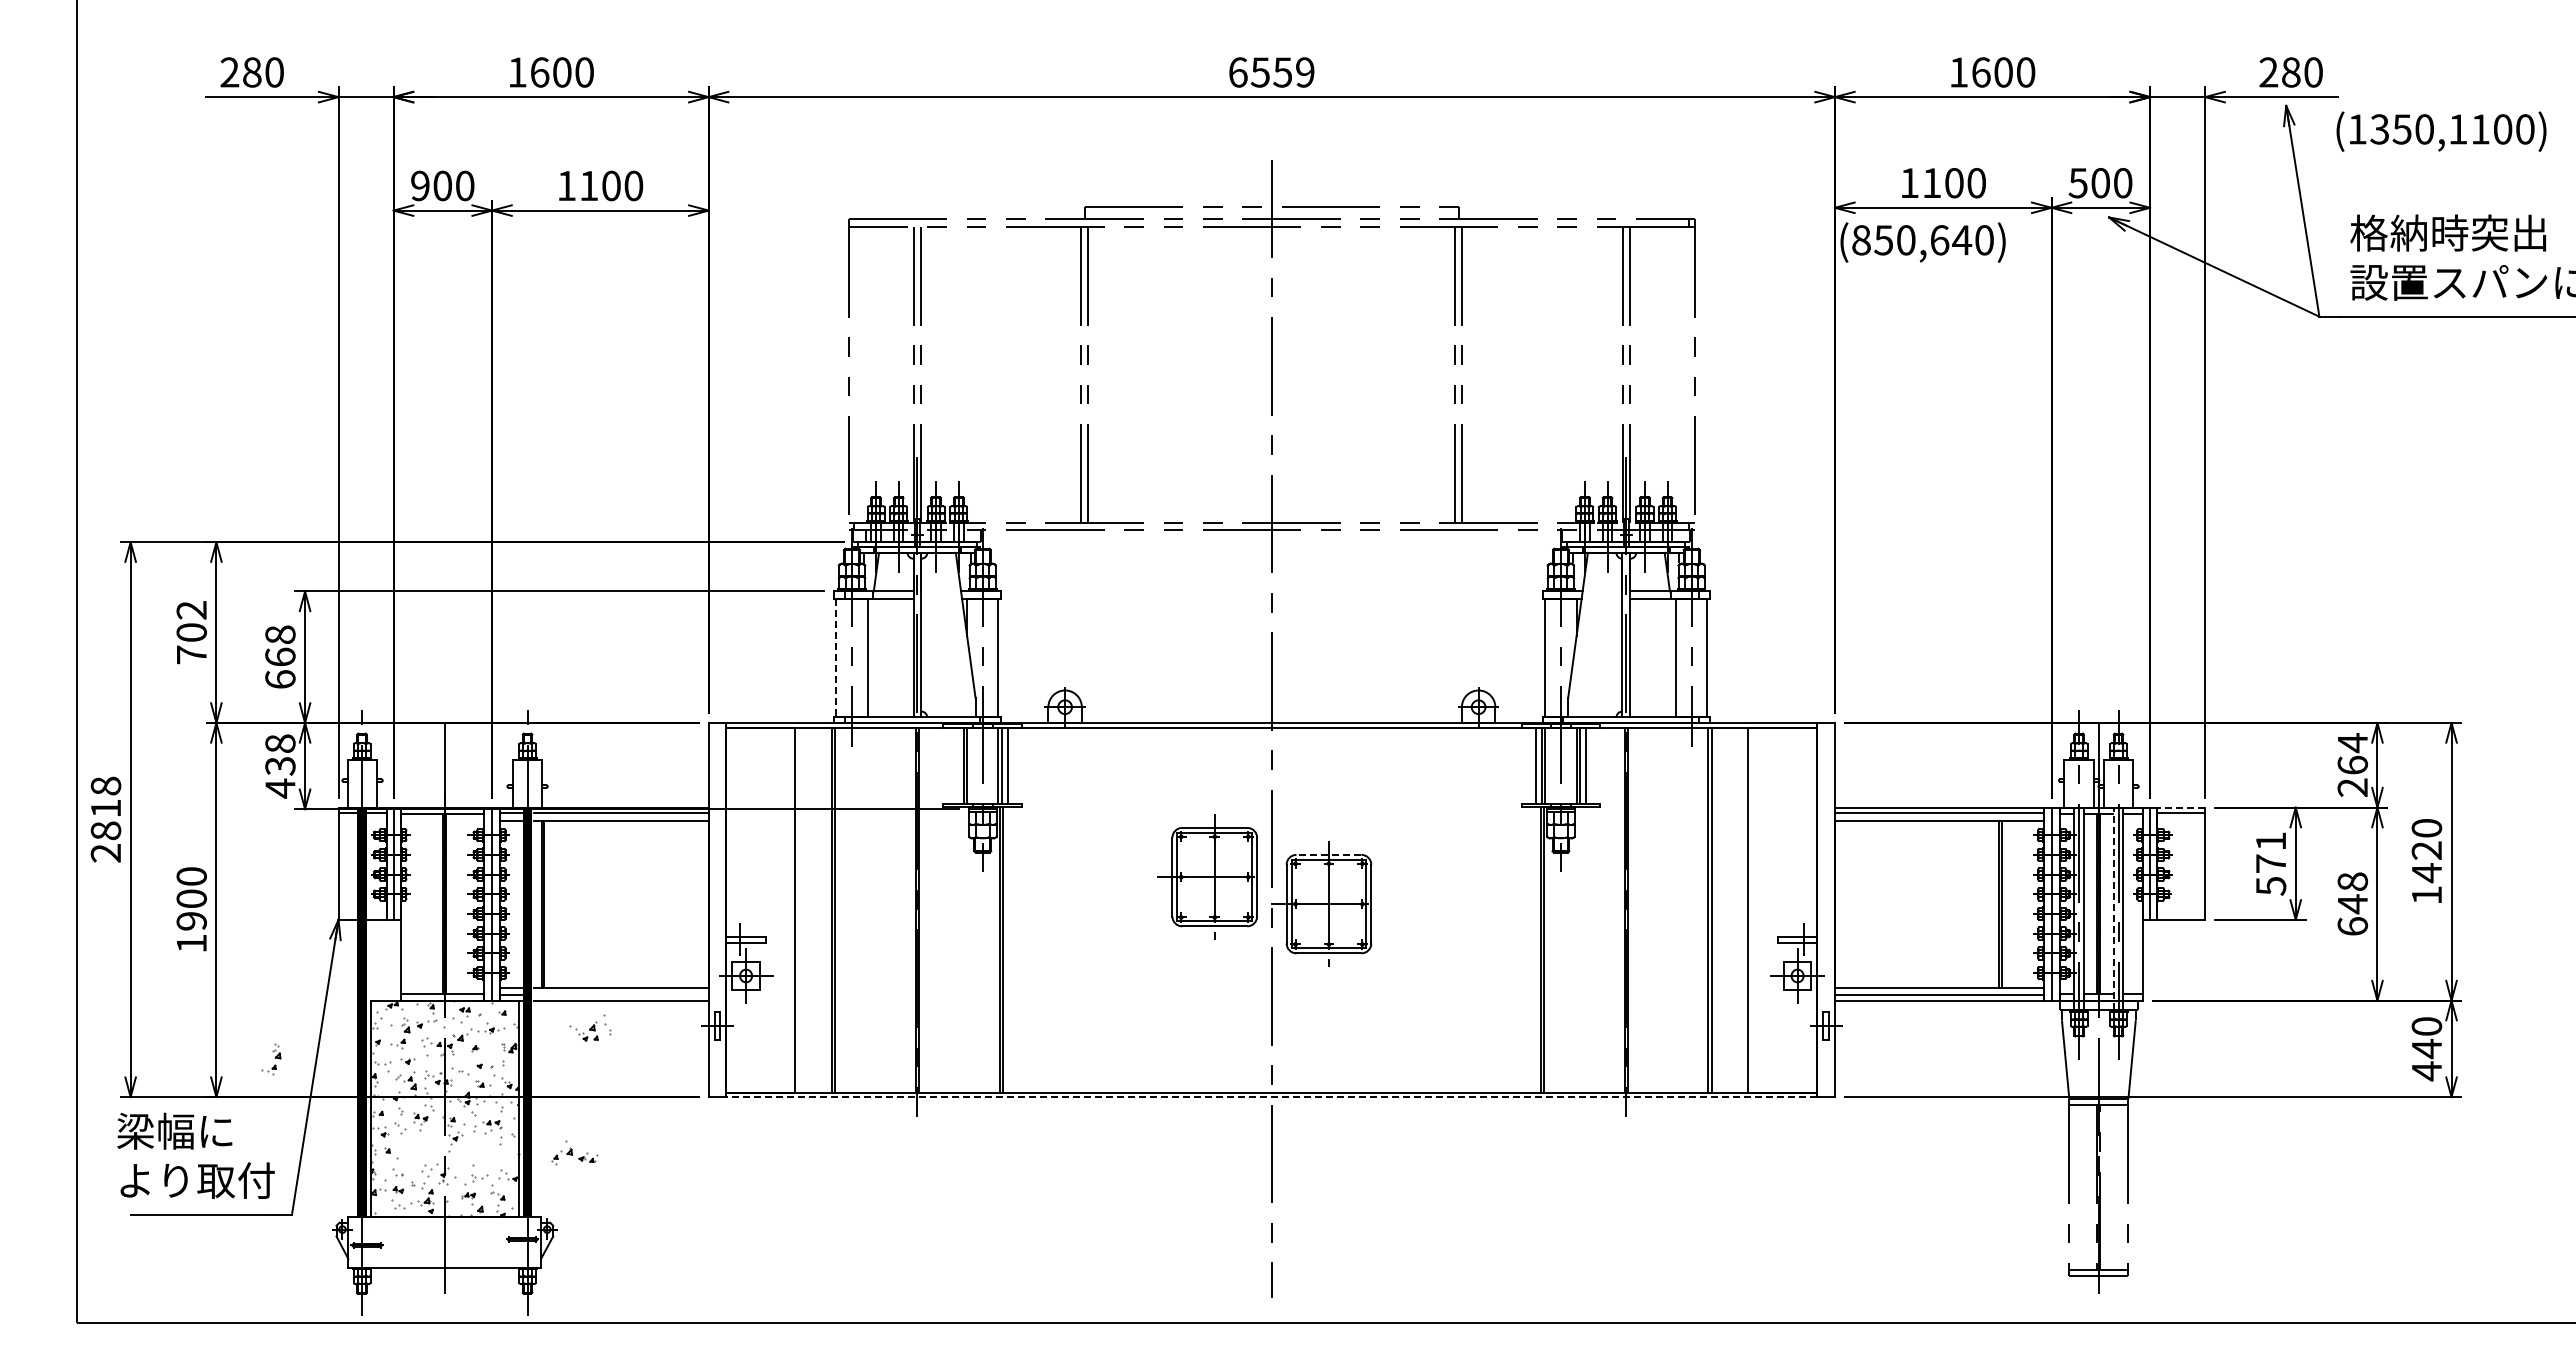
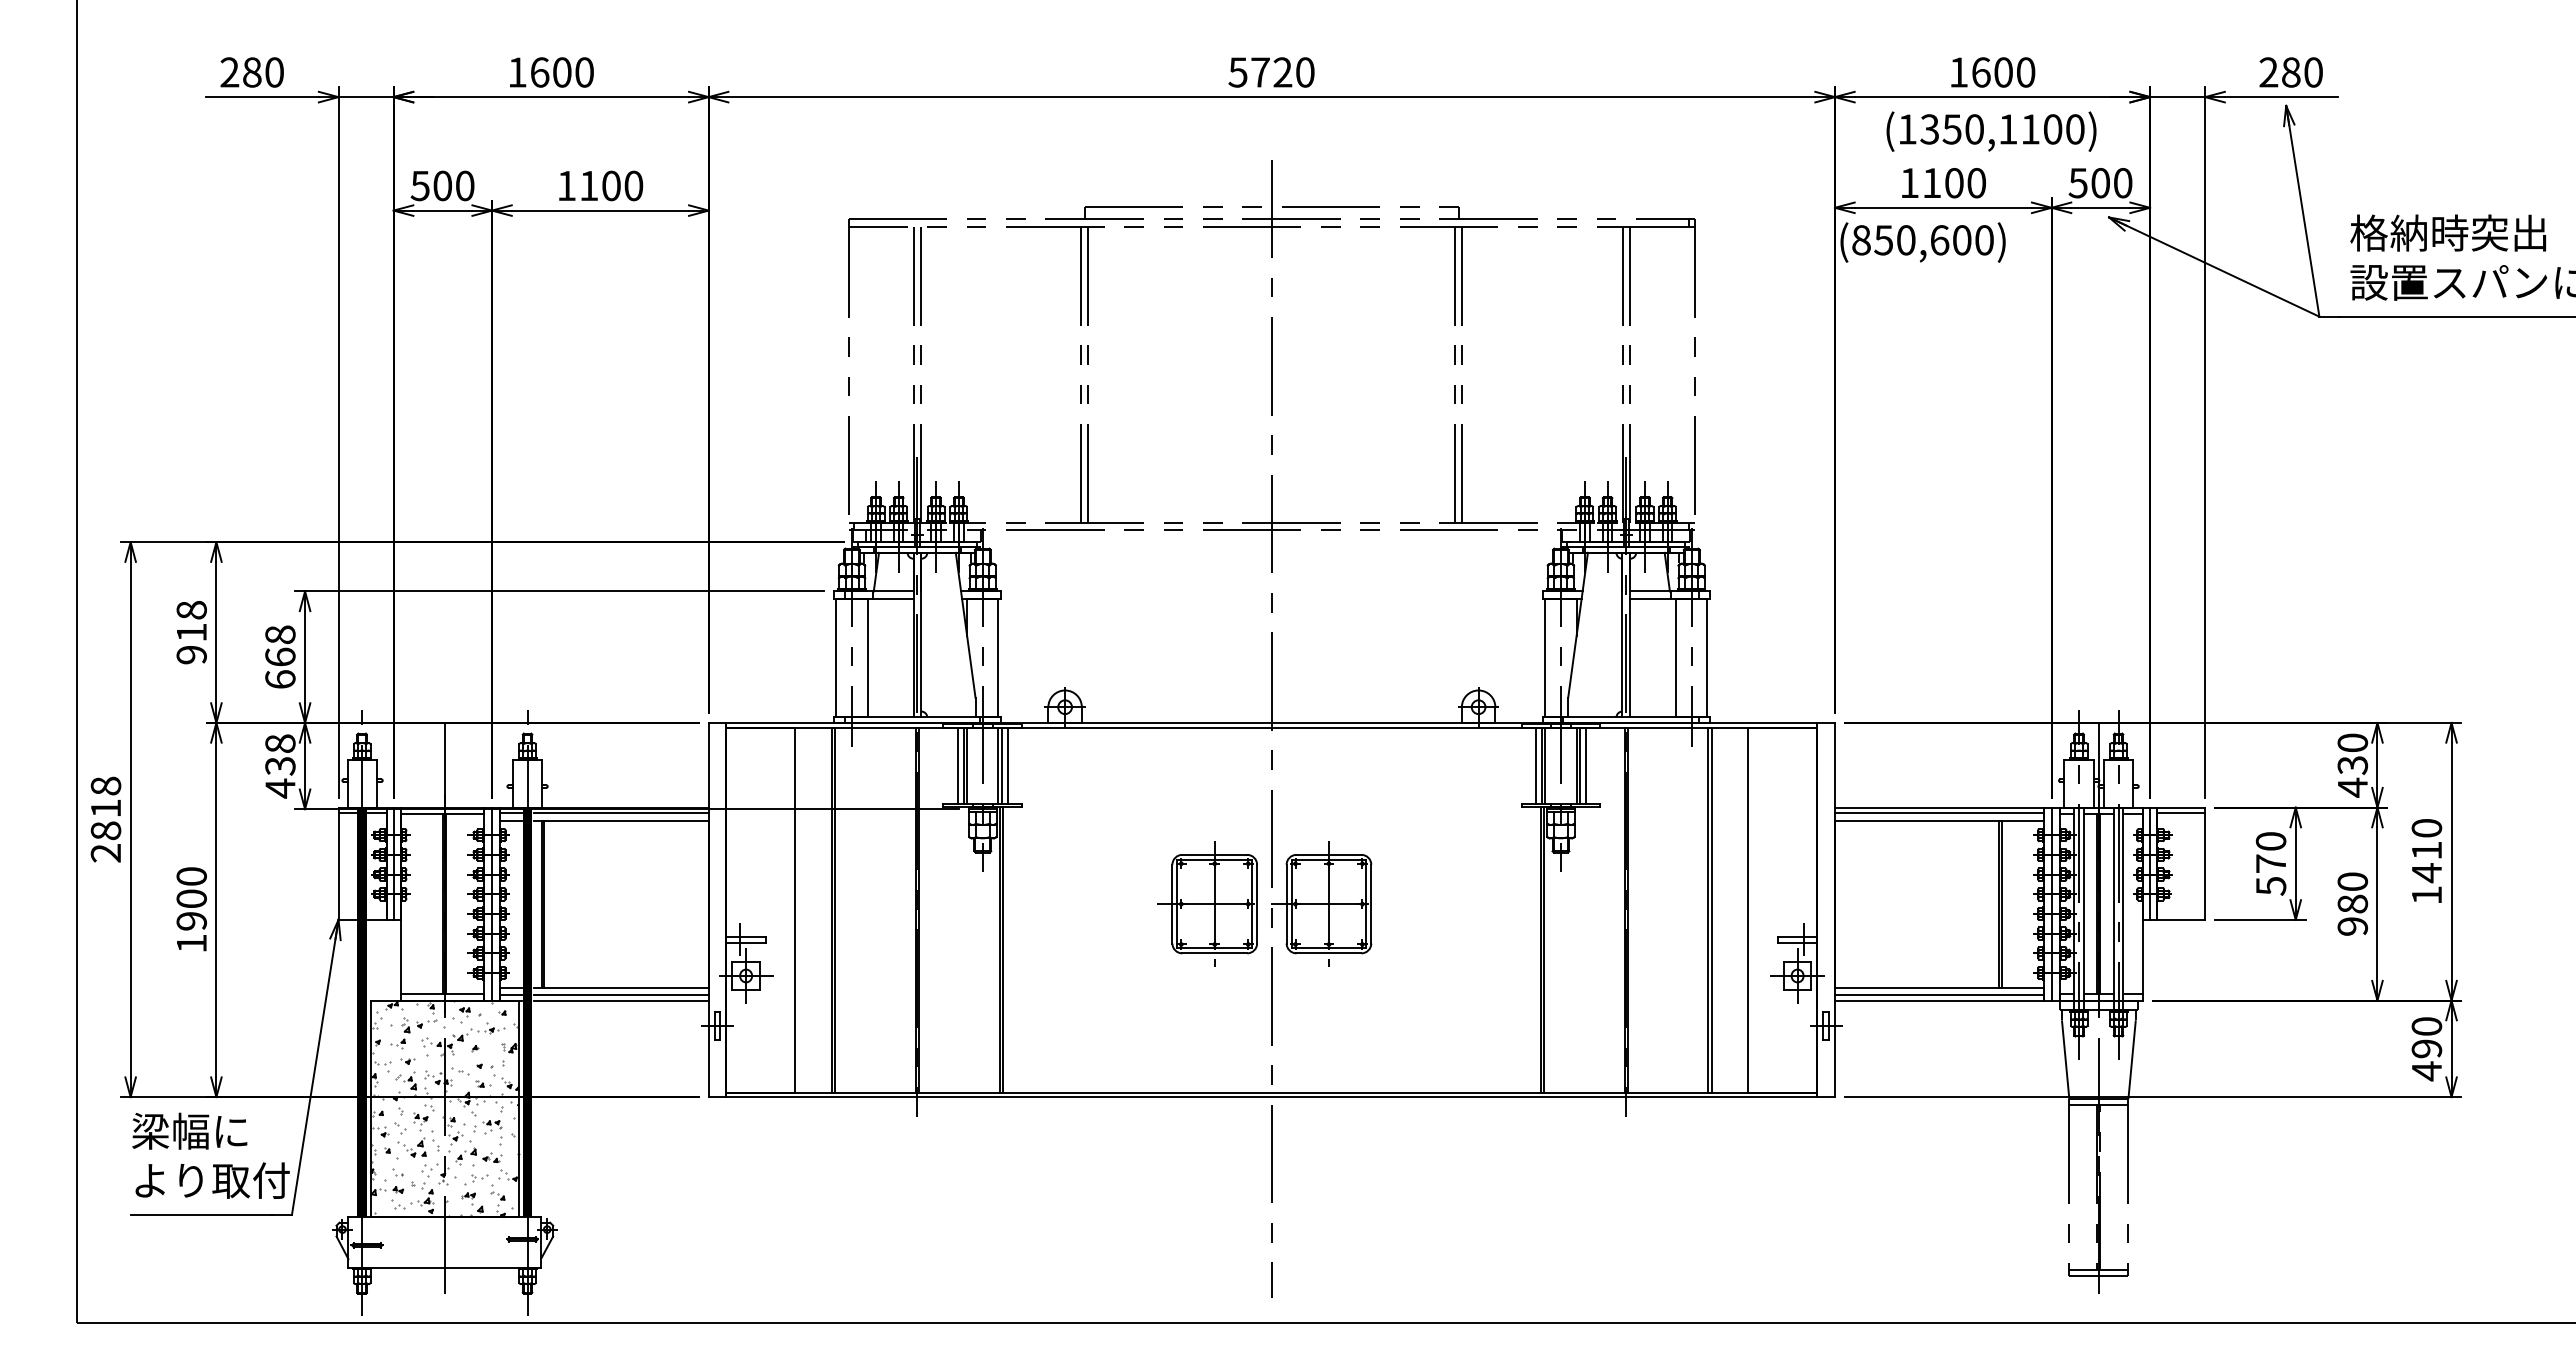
text: 6559 -> 5720 (1271, 72)
text position: (2441, 131) -> (1991, 131) (1991, 131)
text: 900 -> 500 (419, 185)
text: (850,640) -> (850,600) (1962, 240)
text: 702 -> 918 (191, 632)
line: dashed -> solid (836, 658)
line: none -> present (957, 765)
text: 264 -> 430 (2352, 765)
line: dashed -> solid (2180, 807)
text: 571 -> 570 (2270, 841)
text: 1420 -> 1410 (2426, 850)
line: dashed -> solid (1328, 854)
part position: (1207, 876) -> (1207, 903) (1207, 903)
text: 648 -> 980 (2352, 903)
line: dashed -> solid (2113, 908)
line: none -> present (620, 995)
part position: (590, 1027) -> (418, 1143) (418, 1143)
text: 440 -> 490 (2426, 1049)
part: present -> none (271, 1059)
line: dashed -> solid (1271, 1097)
part position: (574, 1152) -> (478, 1152) (478, 1152)
text position: (195, 1155) -> (210, 1155) (210, 1155)
